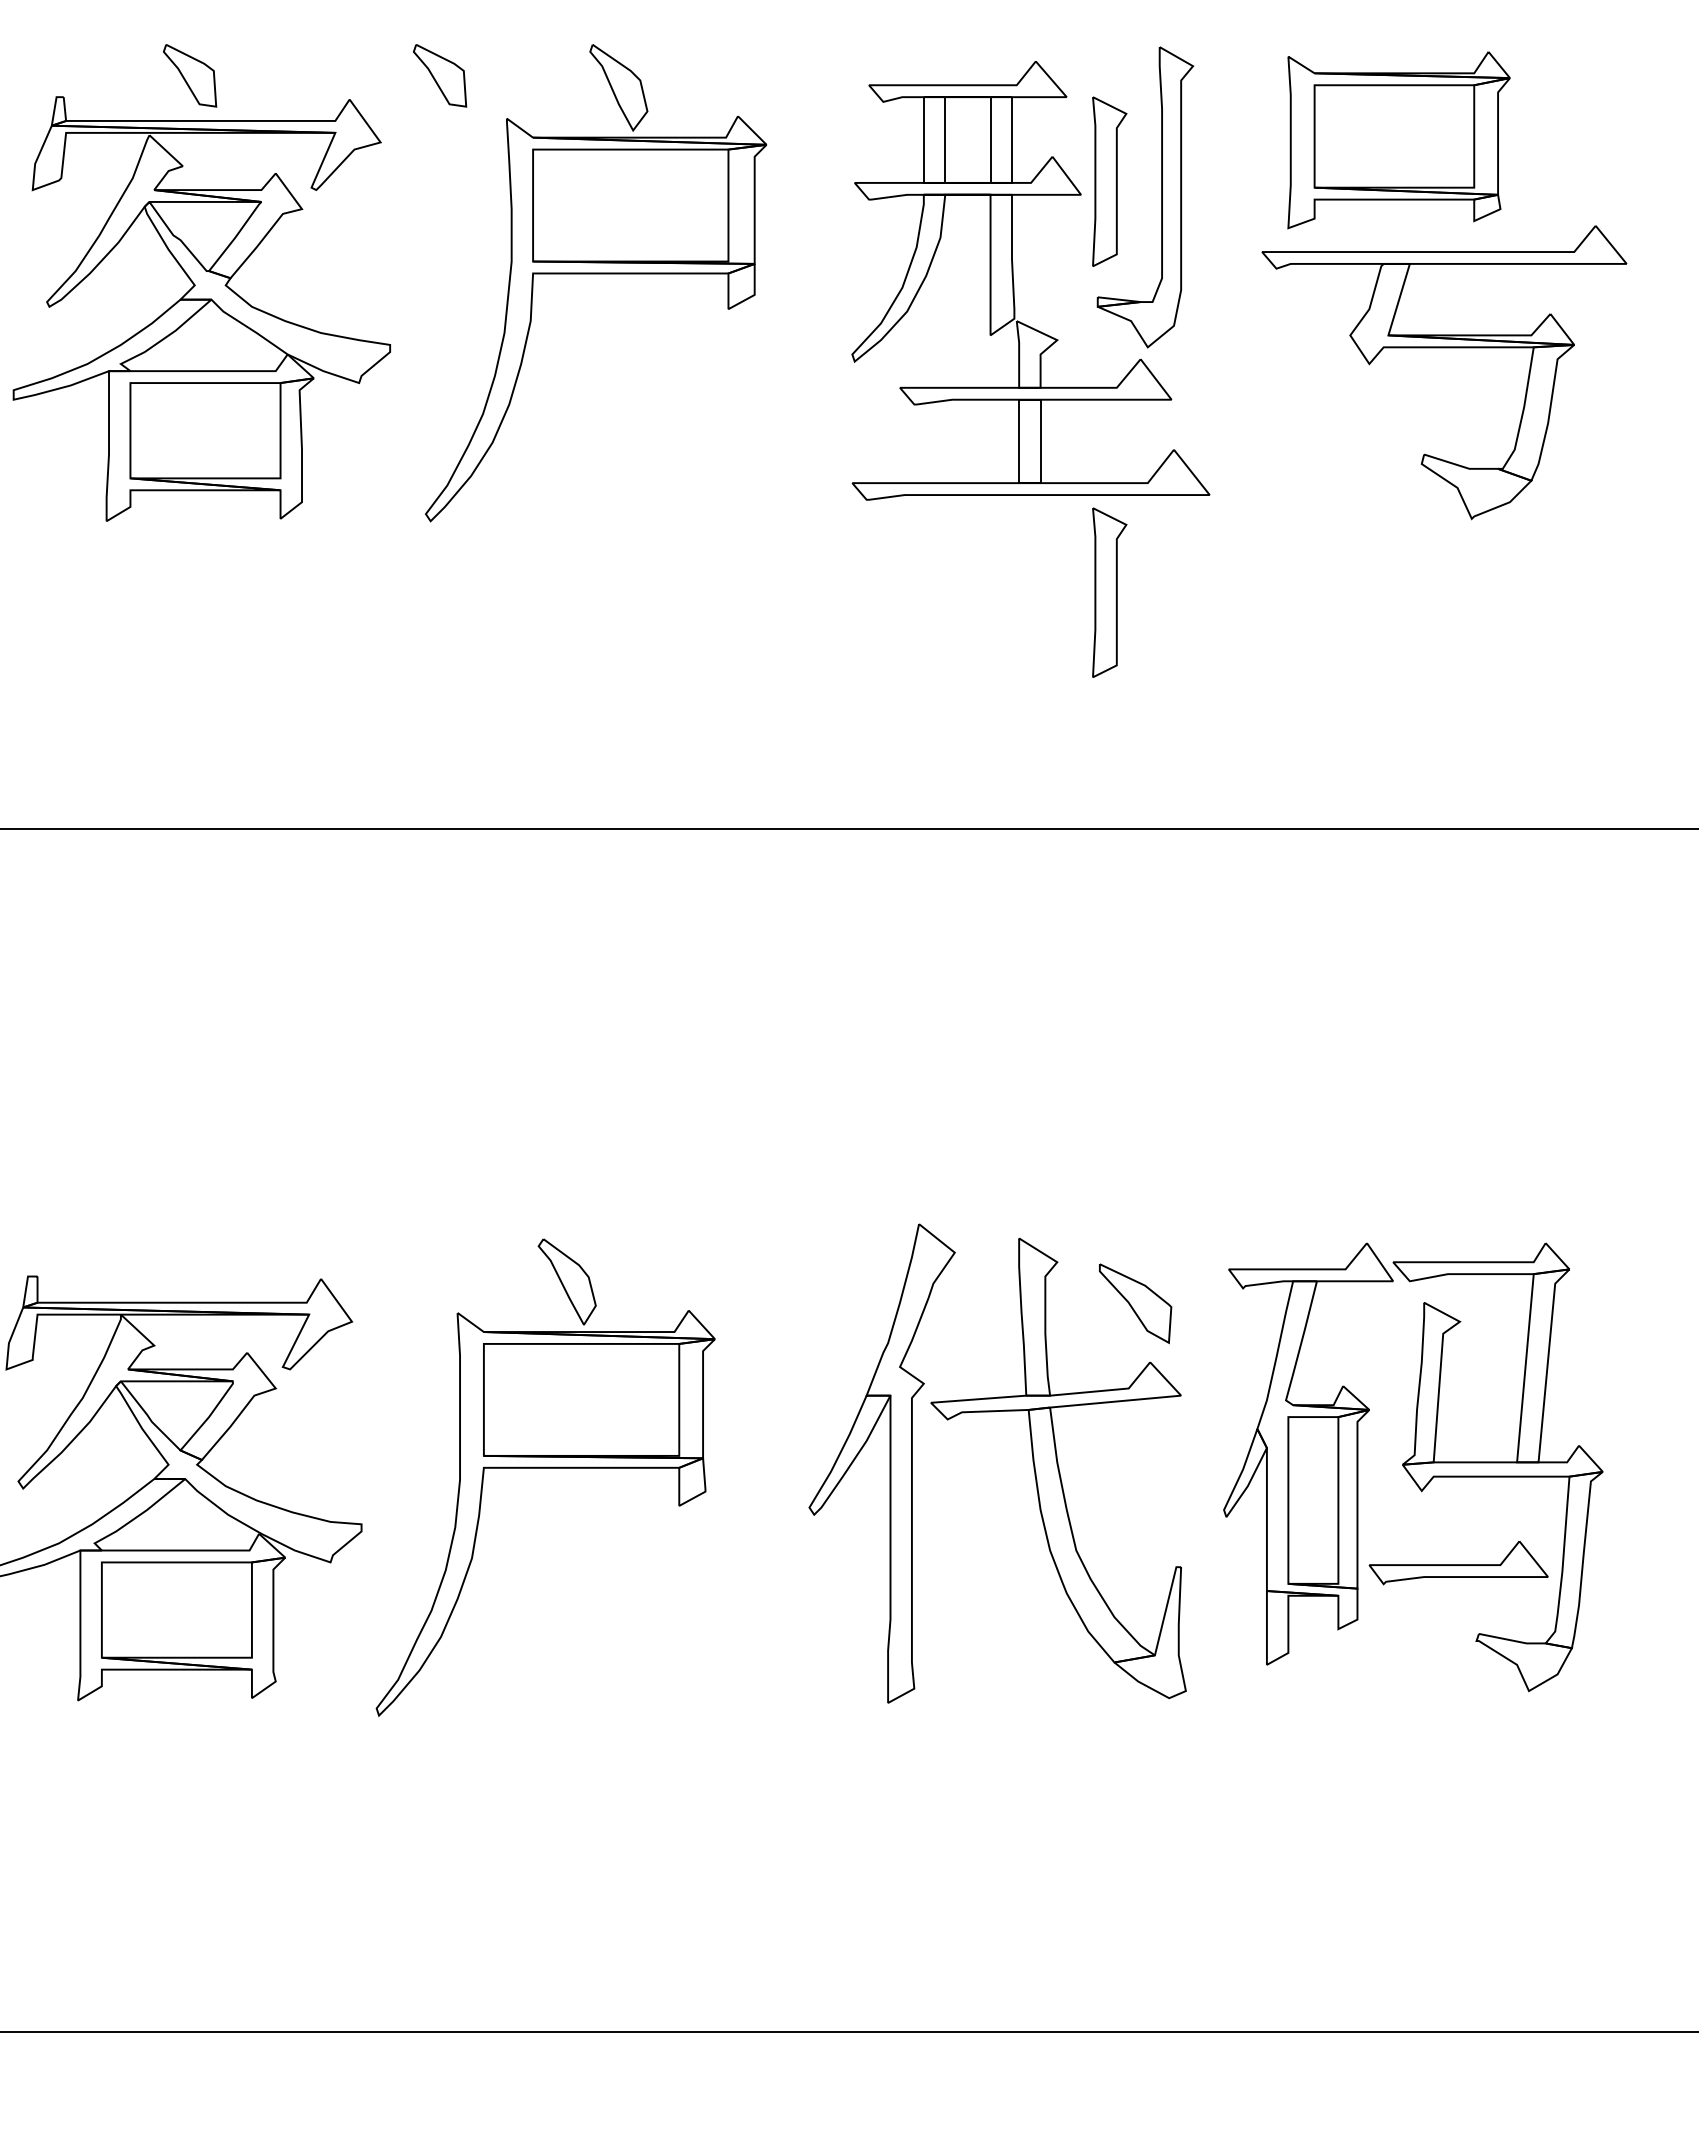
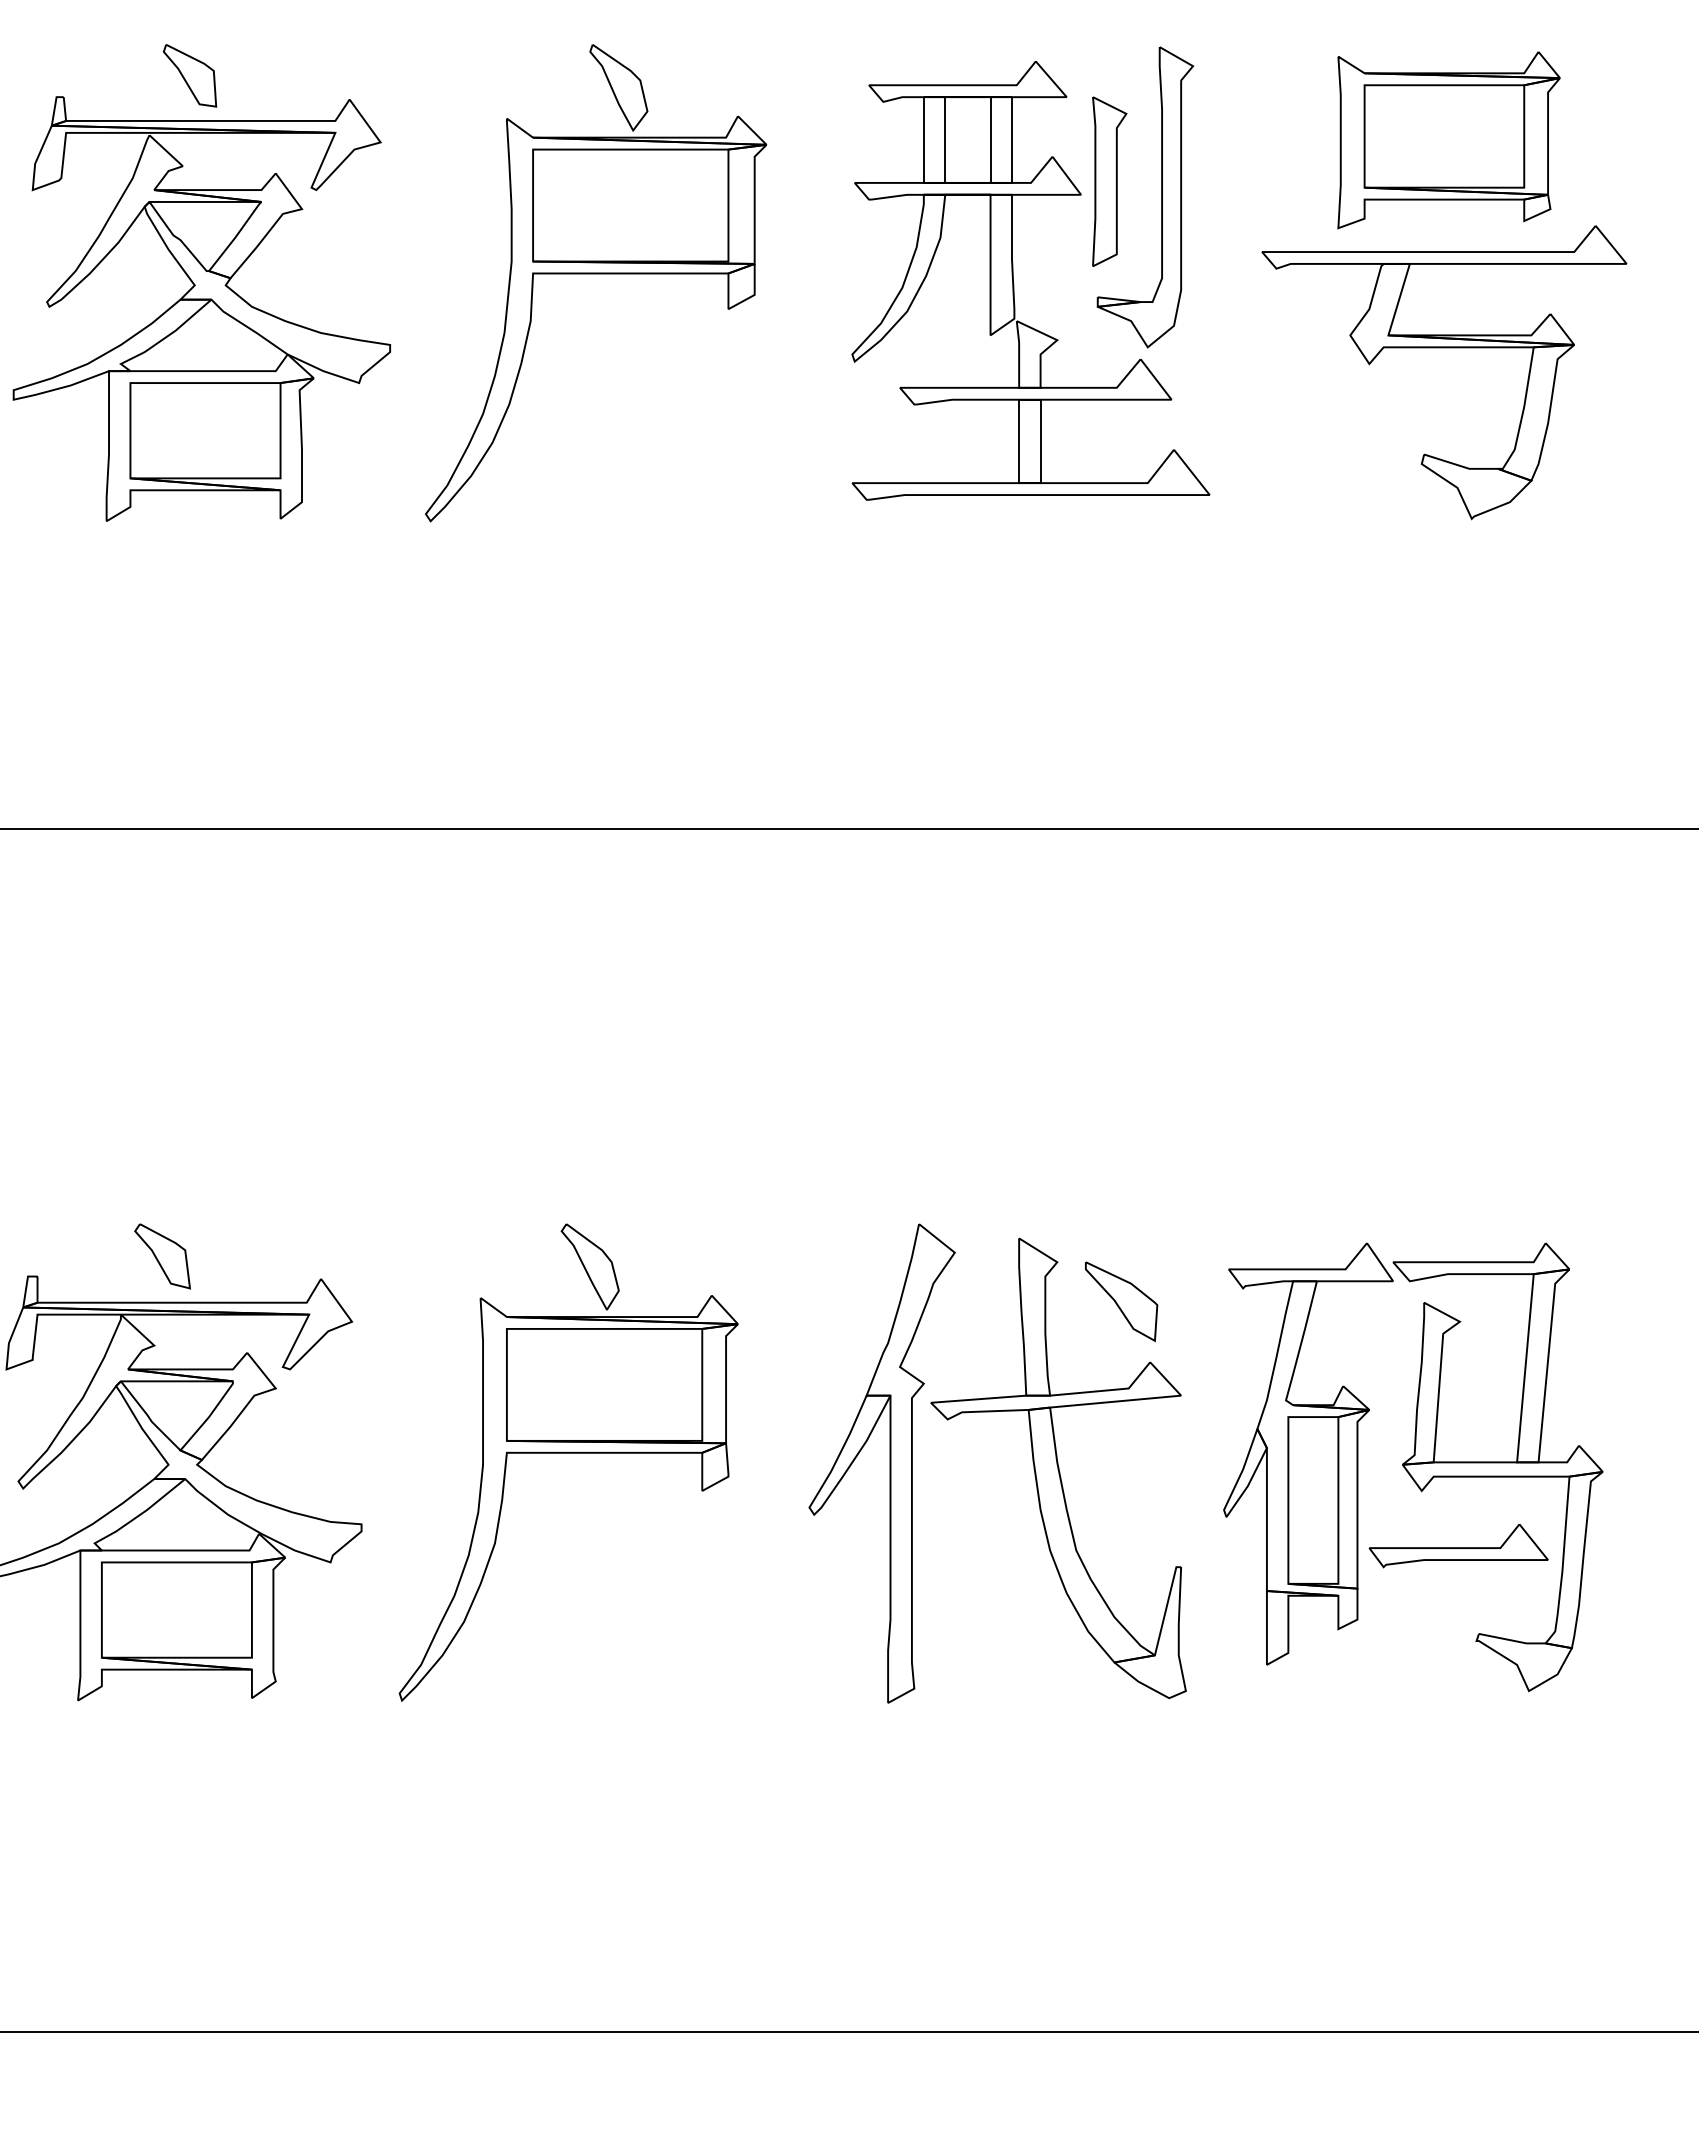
part: present -> none (440, 75)
part position: (1398, 140) -> (1448, 140) (1448, 140)
part: present -> none (1109, 592)
part: none -> present (162, 1256)
part position: (1135, 1303) -> (1121, 1301) (1121, 1301)
part position: (545, 1468) -> (568, 1453) (568, 1453)
part position: (1458, 1563) -> (1458, 1546) (1458, 1546)
